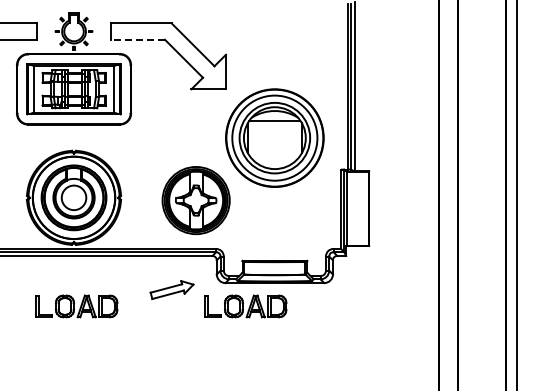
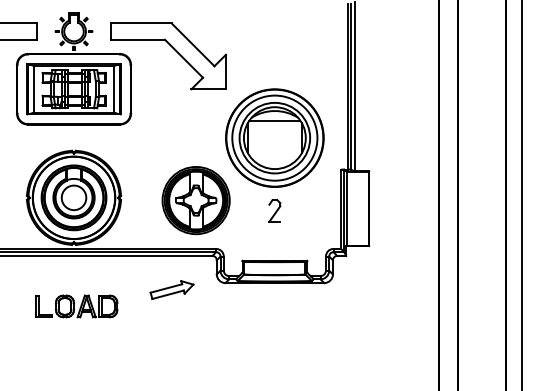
line: dashed -> solid (137, 39)
line position: (516, 194) -> (521, 194) (521, 194)
part: none -> present (274, 210)
part: present -> none (245, 306)
